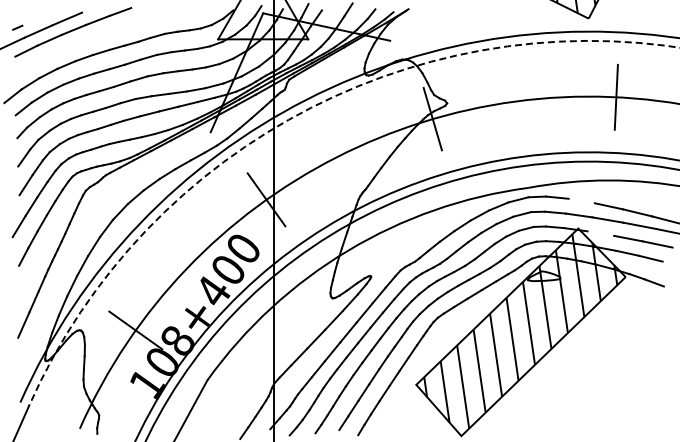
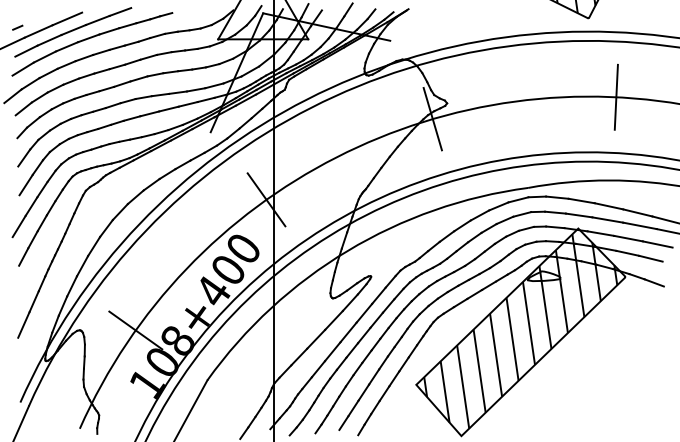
part: none -> present (91, 38)
arc: dashed -> solid (292, 117)
line: none -> present (581, 200)
line: none -> present (600, 233)
